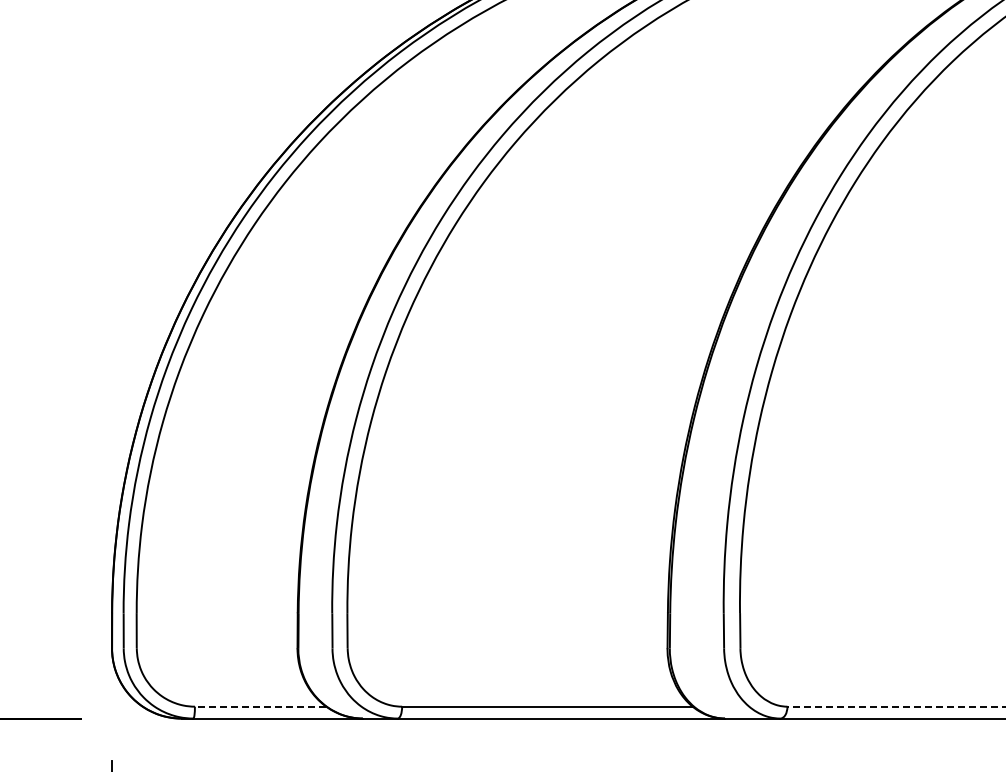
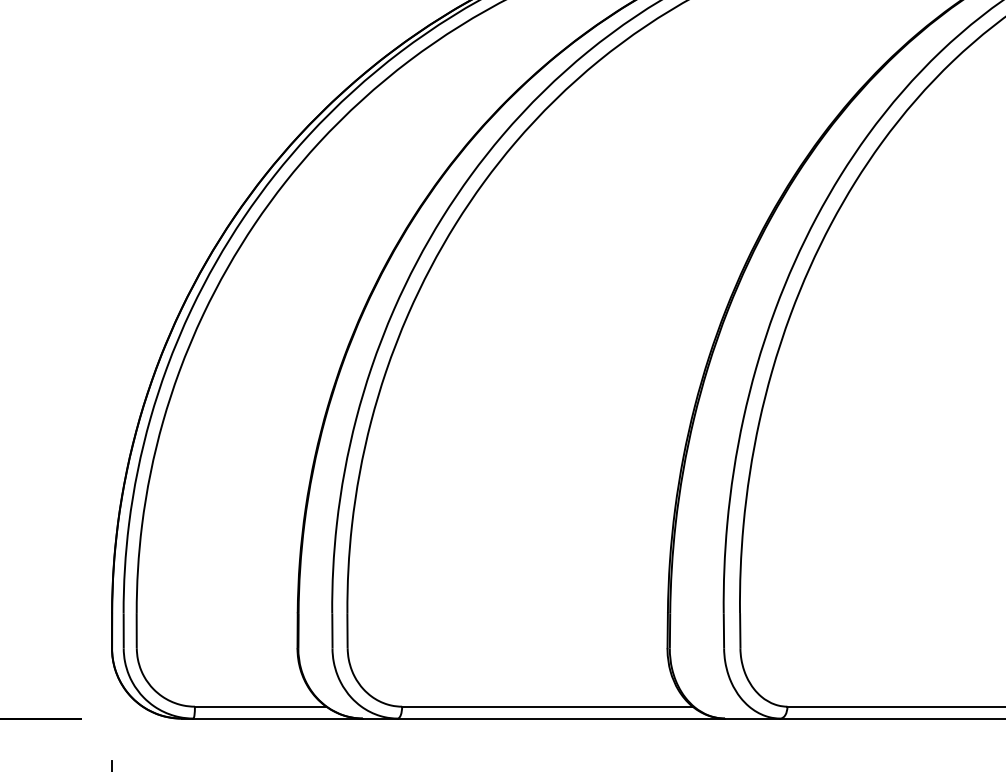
line: dashed -> solid (260, 706)
line: dashed -> solid (896, 706)
